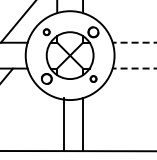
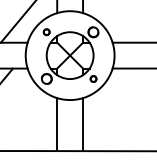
line: dashed -> solid (134, 42)
line: dashed -> solid (134, 68)
line position: (64, 124) -> (57, 124) (57, 124)
